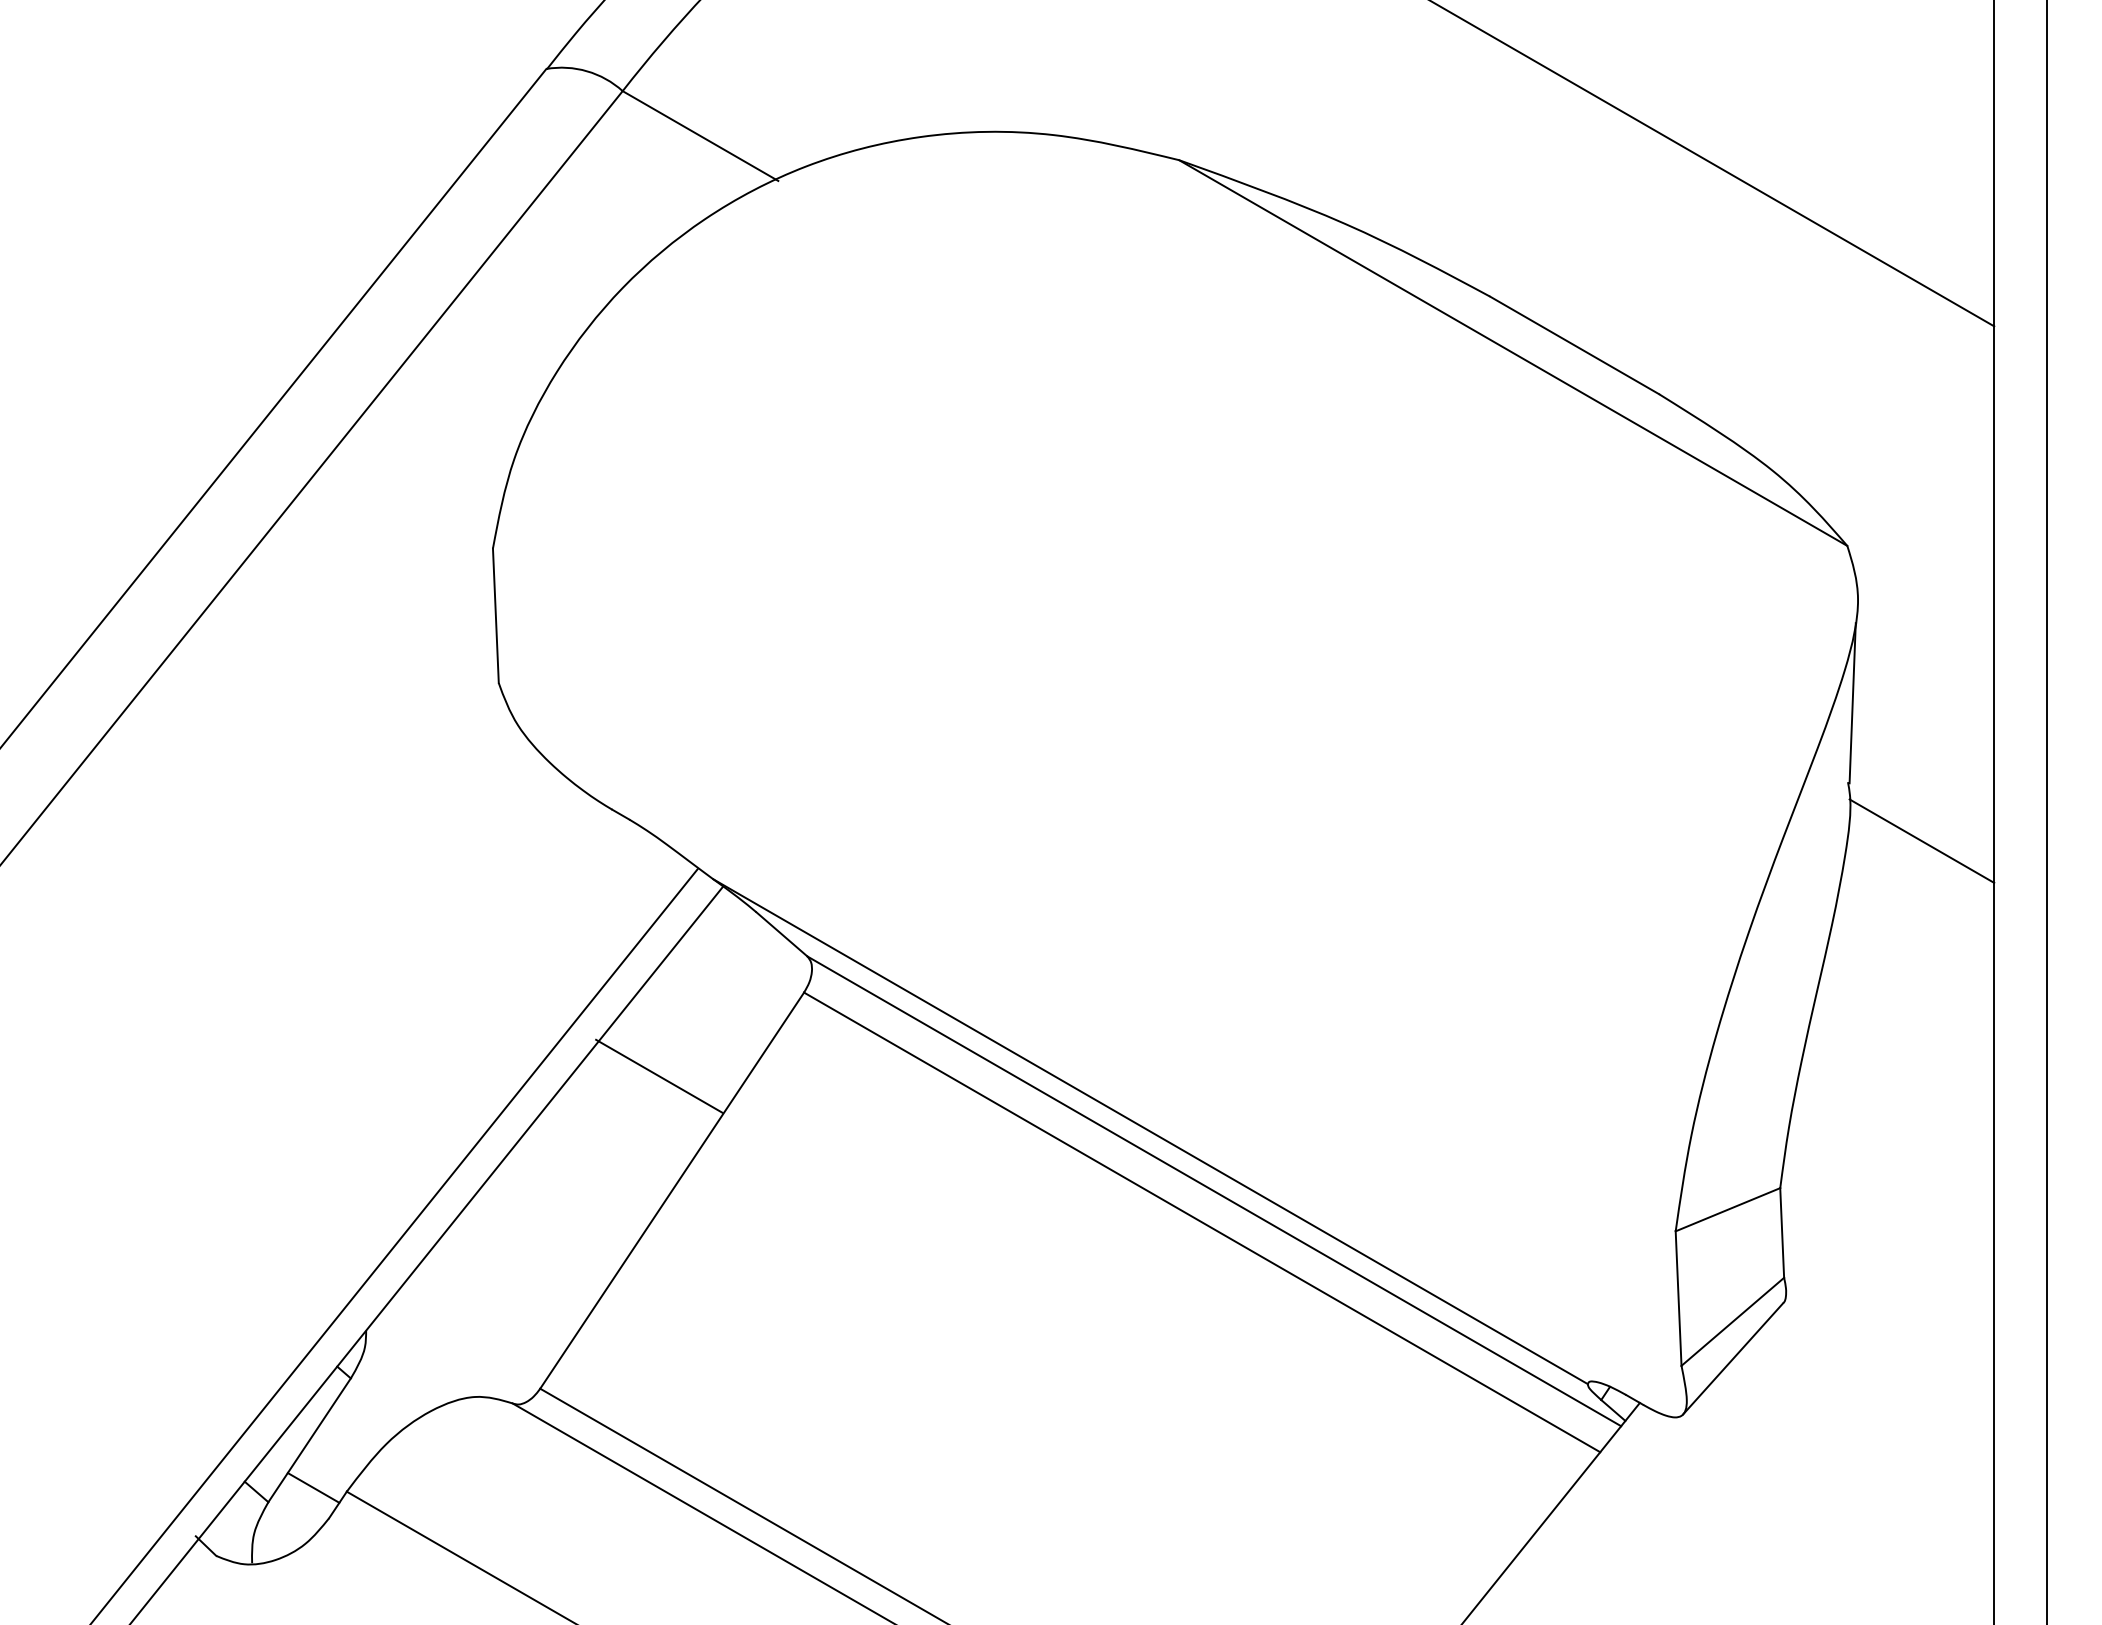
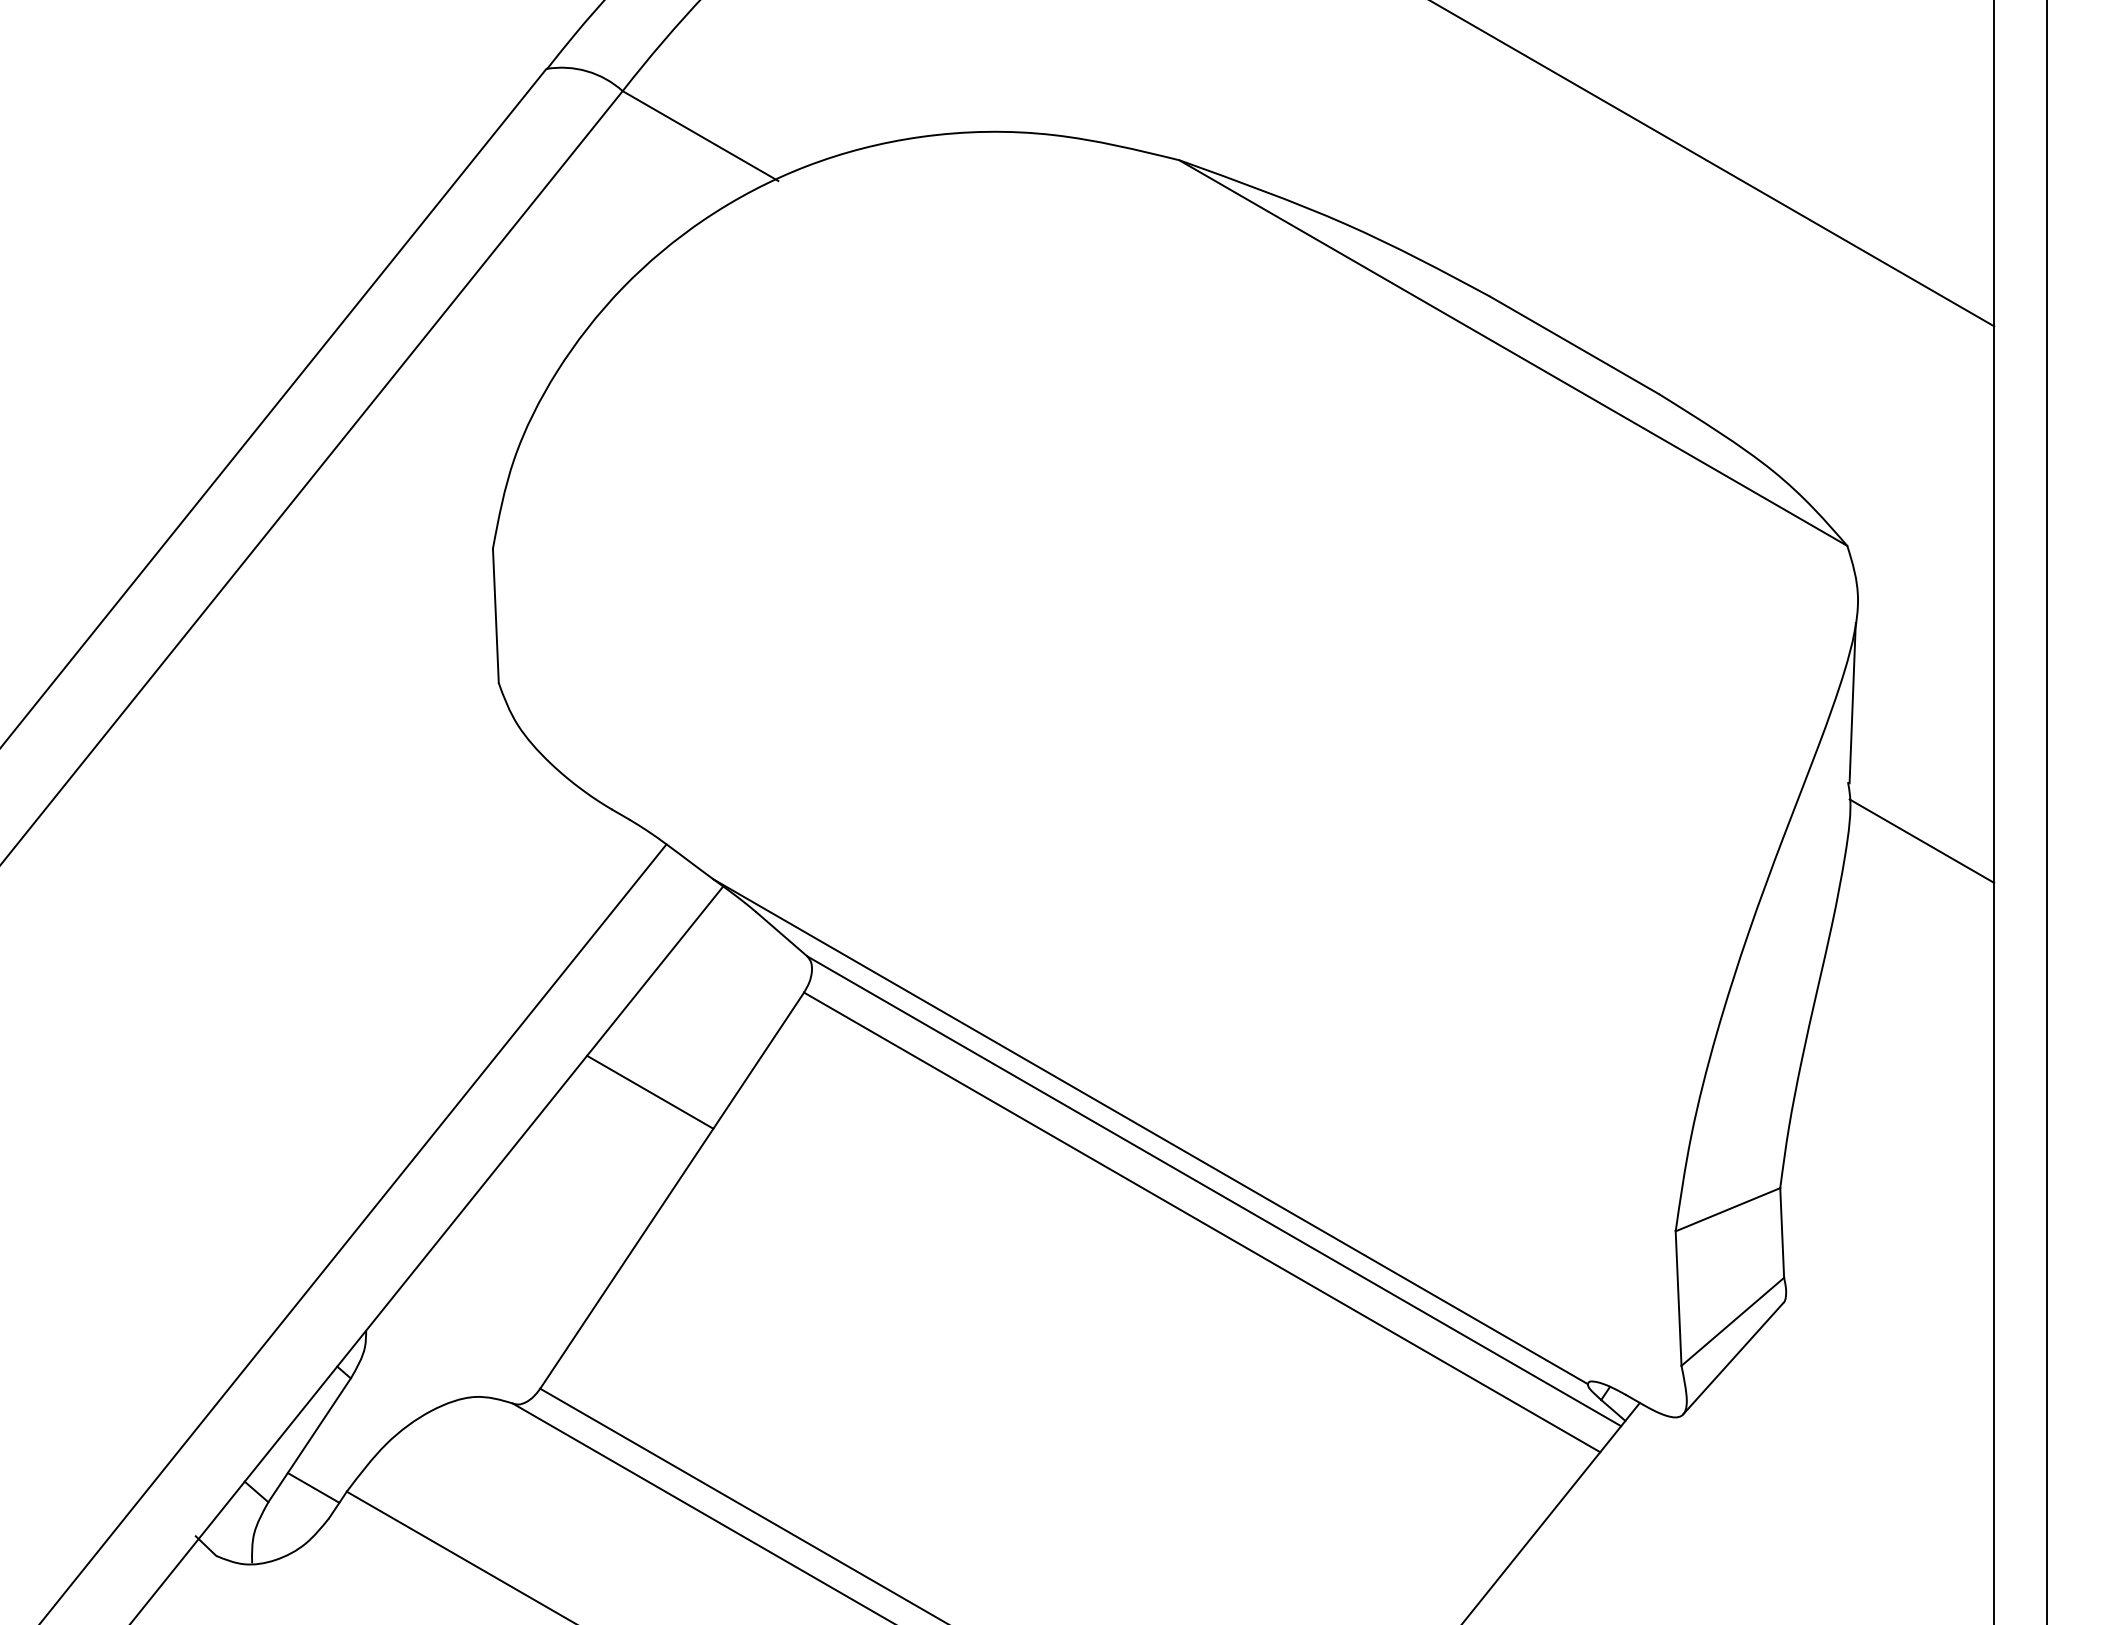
line position: (659, 1075) -> (650, 1091) (650, 1091)
line position: (394, 1245) -> (353, 1232) (353, 1232)
